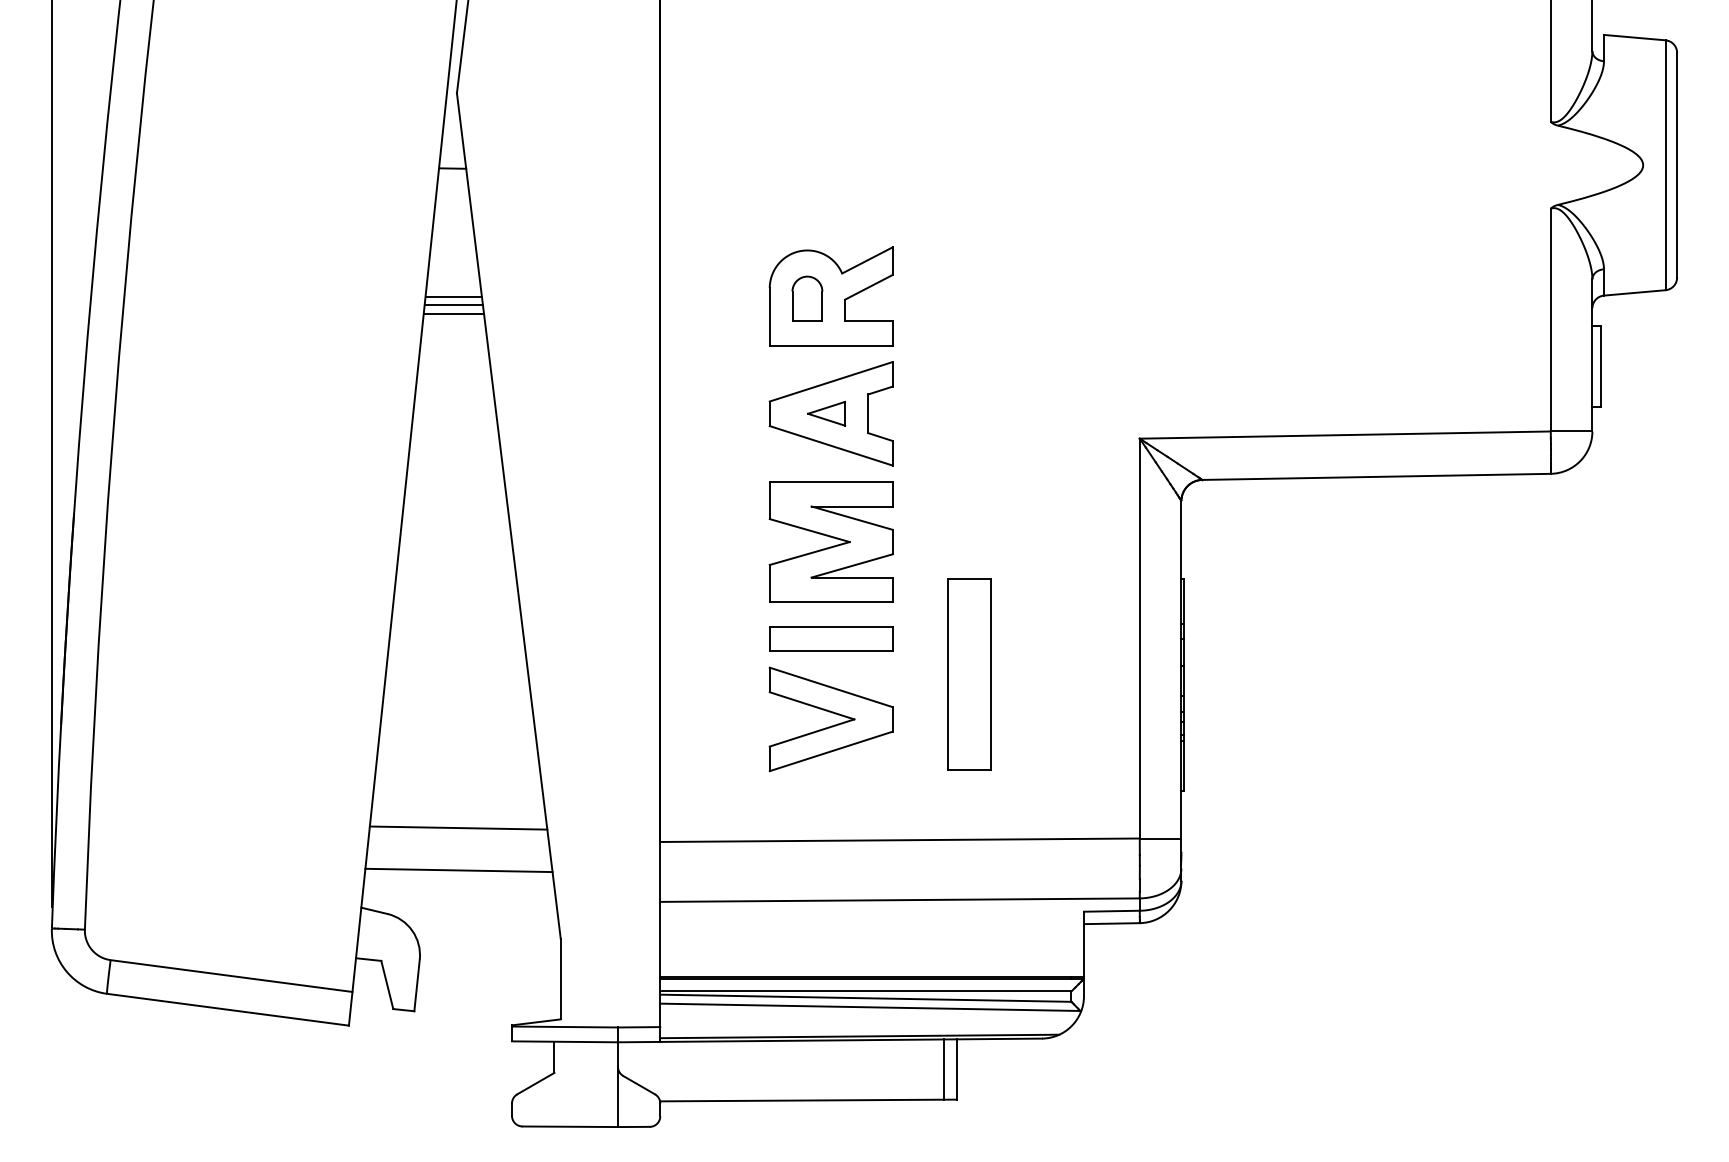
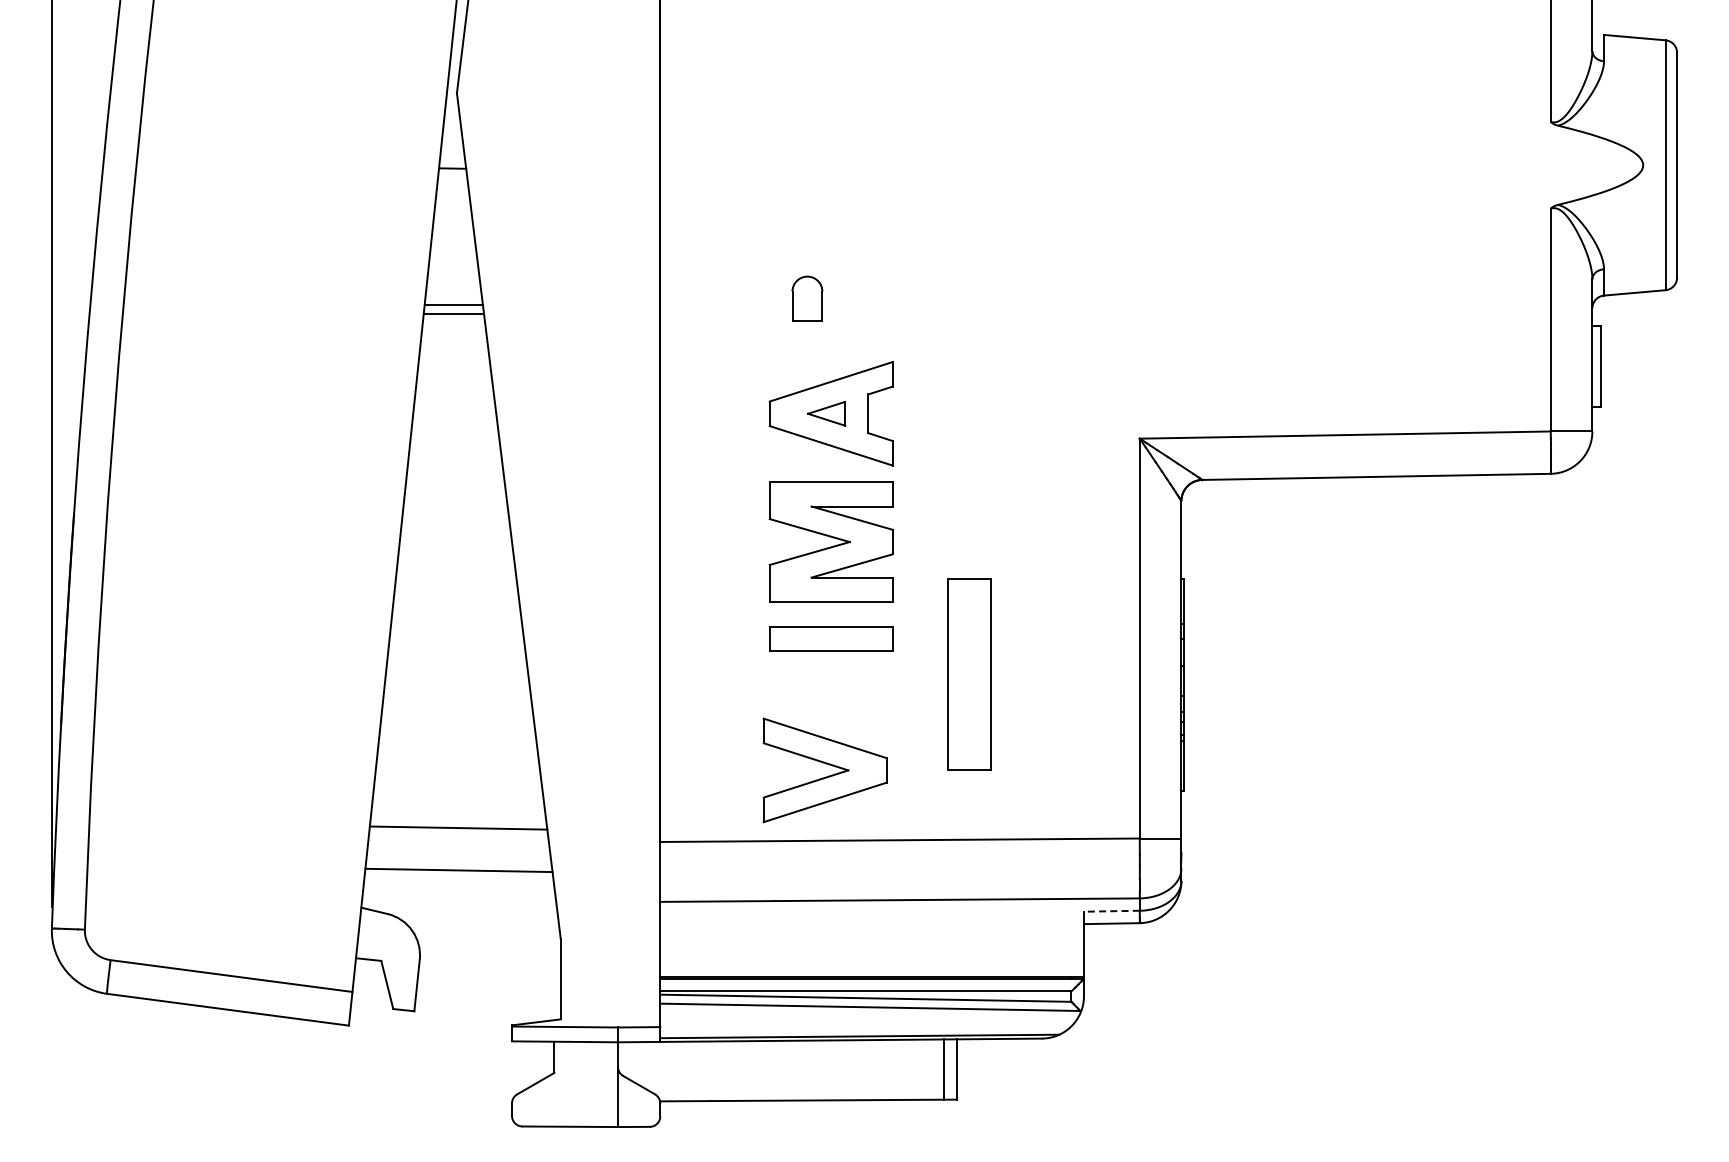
line: present -> none (453, 296)
part: present -> none (830, 296)
part position: (831, 725) -> (825, 776) (825, 776)
line: solid -> dashed (1111, 911)
